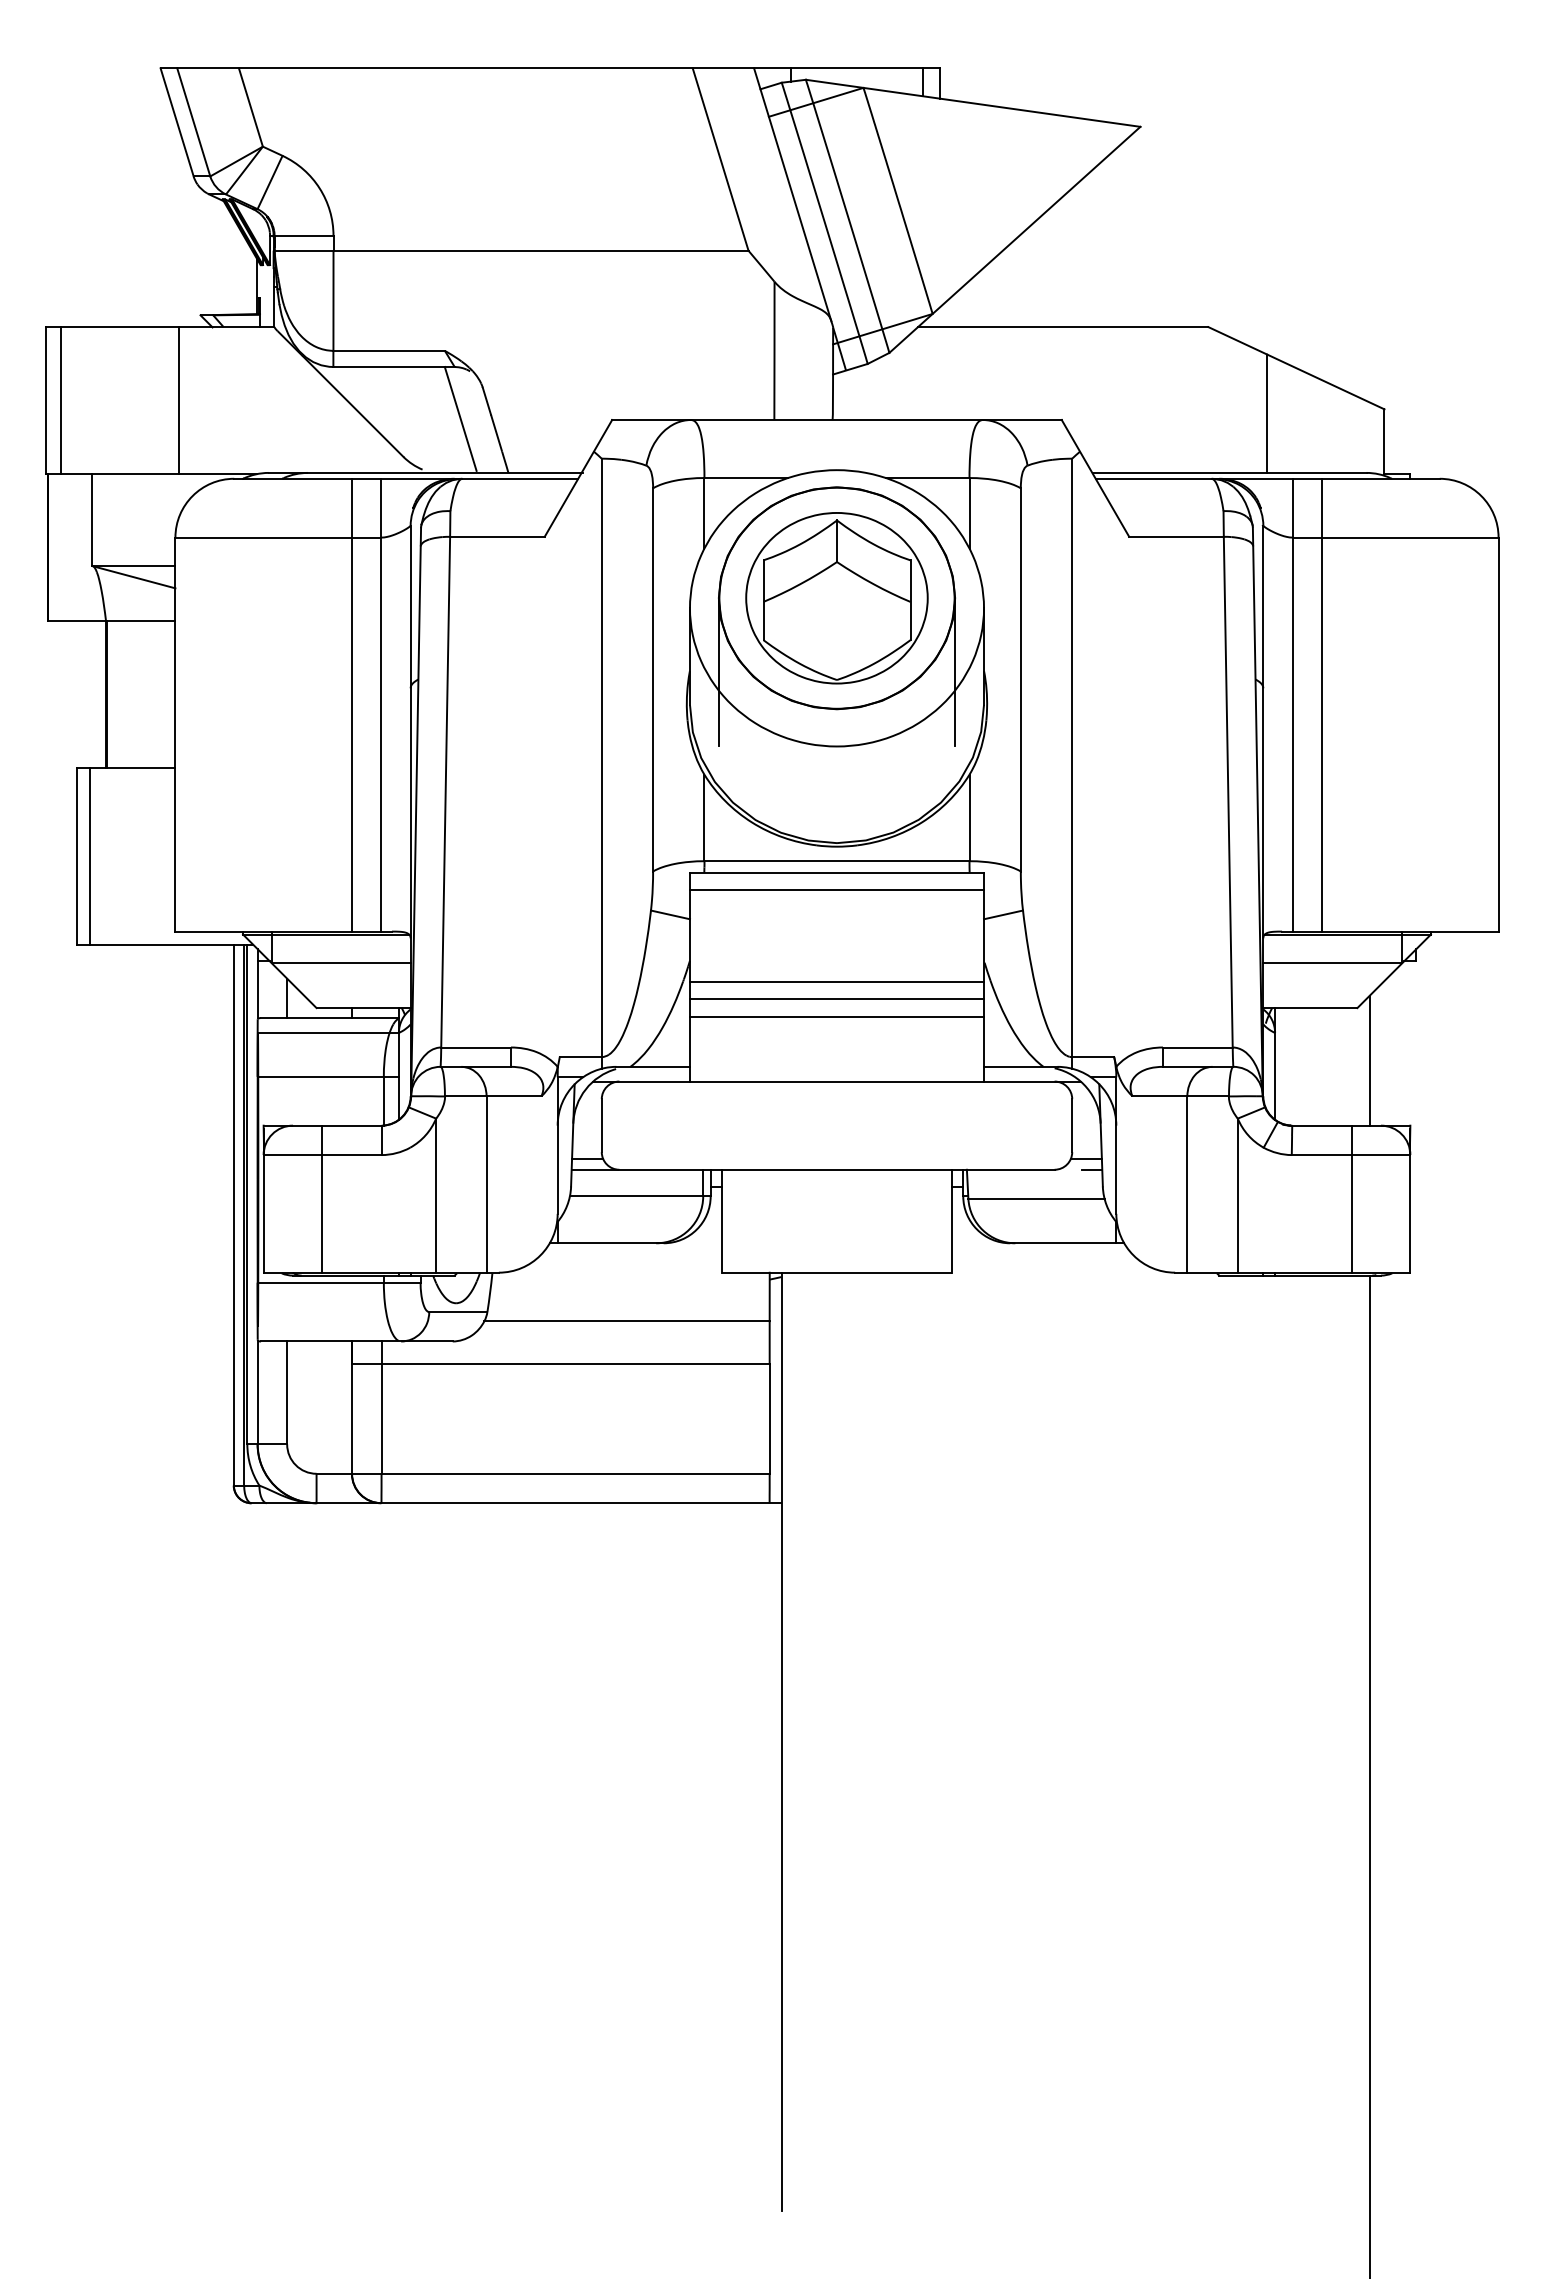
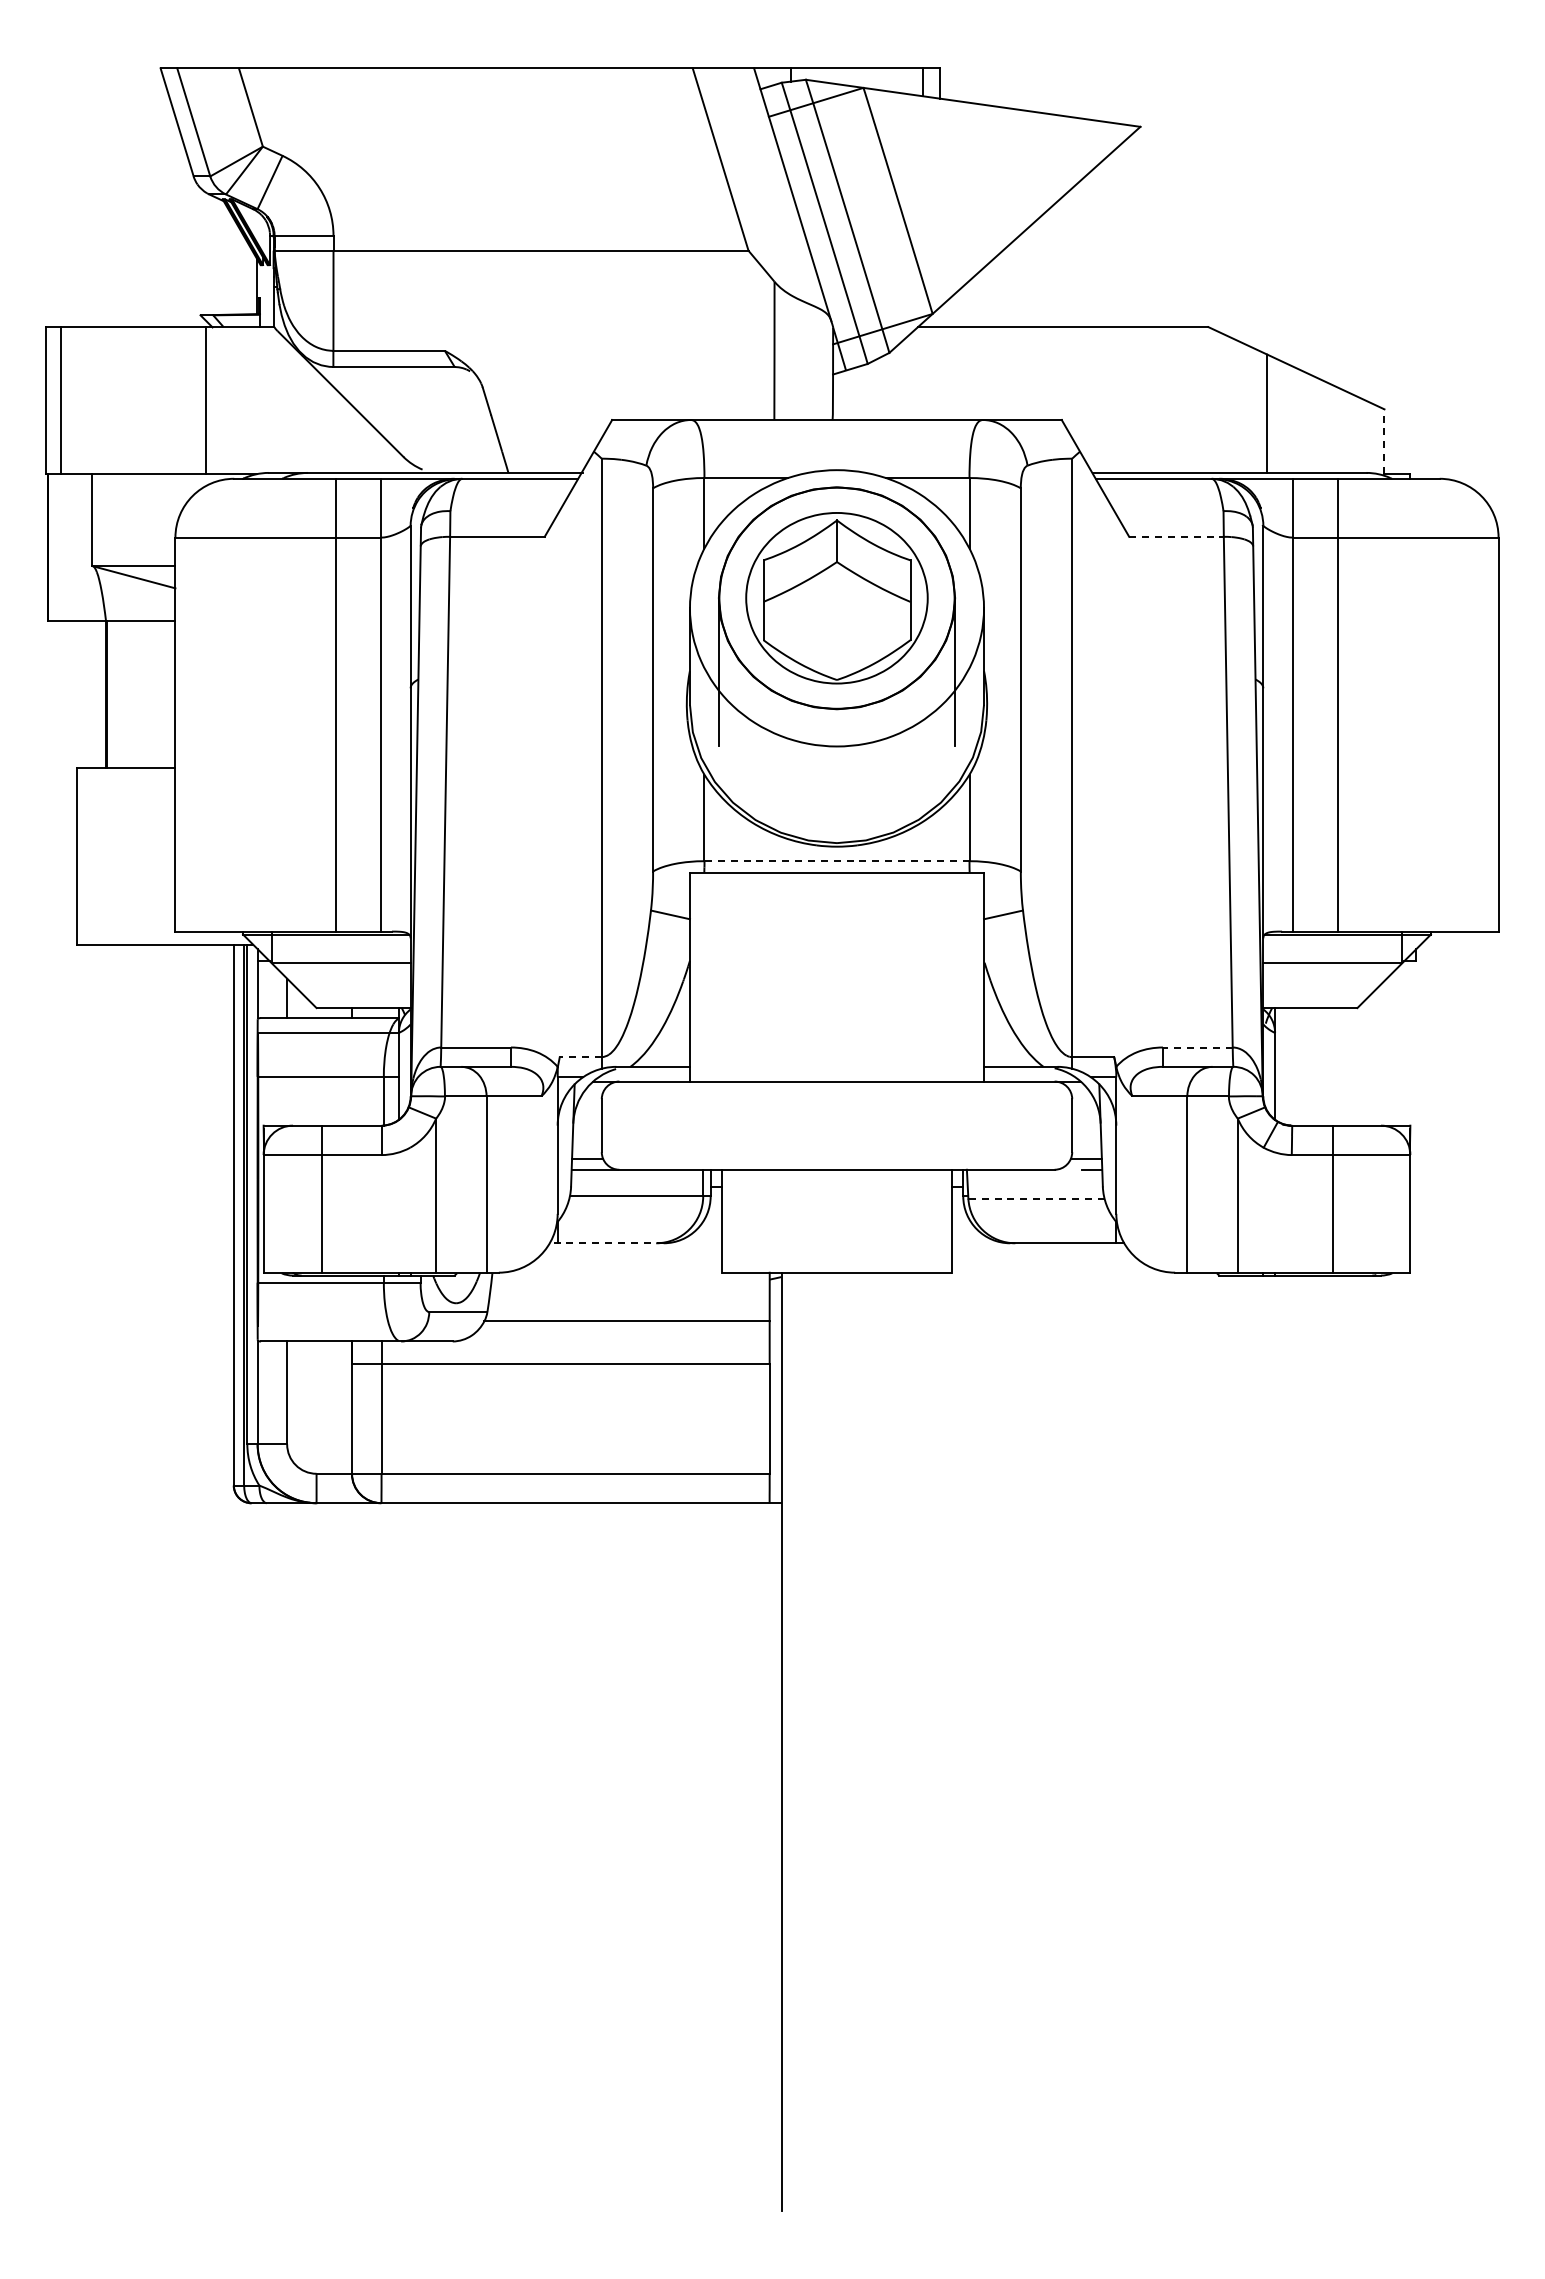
line position: (179, 400) -> (206, 400) (206, 400)
line: present -> none (460, 418)
line: solid -> dashed (1384, 441)
line: solid -> dashed (1177, 536)
line position: (351, 704) -> (335, 704) (335, 704)
line position: (1322, 704) -> (1338, 704) (1338, 704)
line: present -> none (90, 856)
line: solid -> dashed (836, 861)
line: present -> none (836, 890)
line: present -> none (836, 981)
line: present -> none (836, 999)
line: present -> none (836, 1016)
line: solid -> dashed (1197, 1047)
line: solid -> dashed (580, 1057)
line: present -> none (1369, 1060)
line: solid -> dashed (1035, 1198)
line position: (1351, 1198) -> (1332, 1198) (1332, 1198)
line: solid -> dashed (606, 1243)
line: present -> none (1369, 1775)
